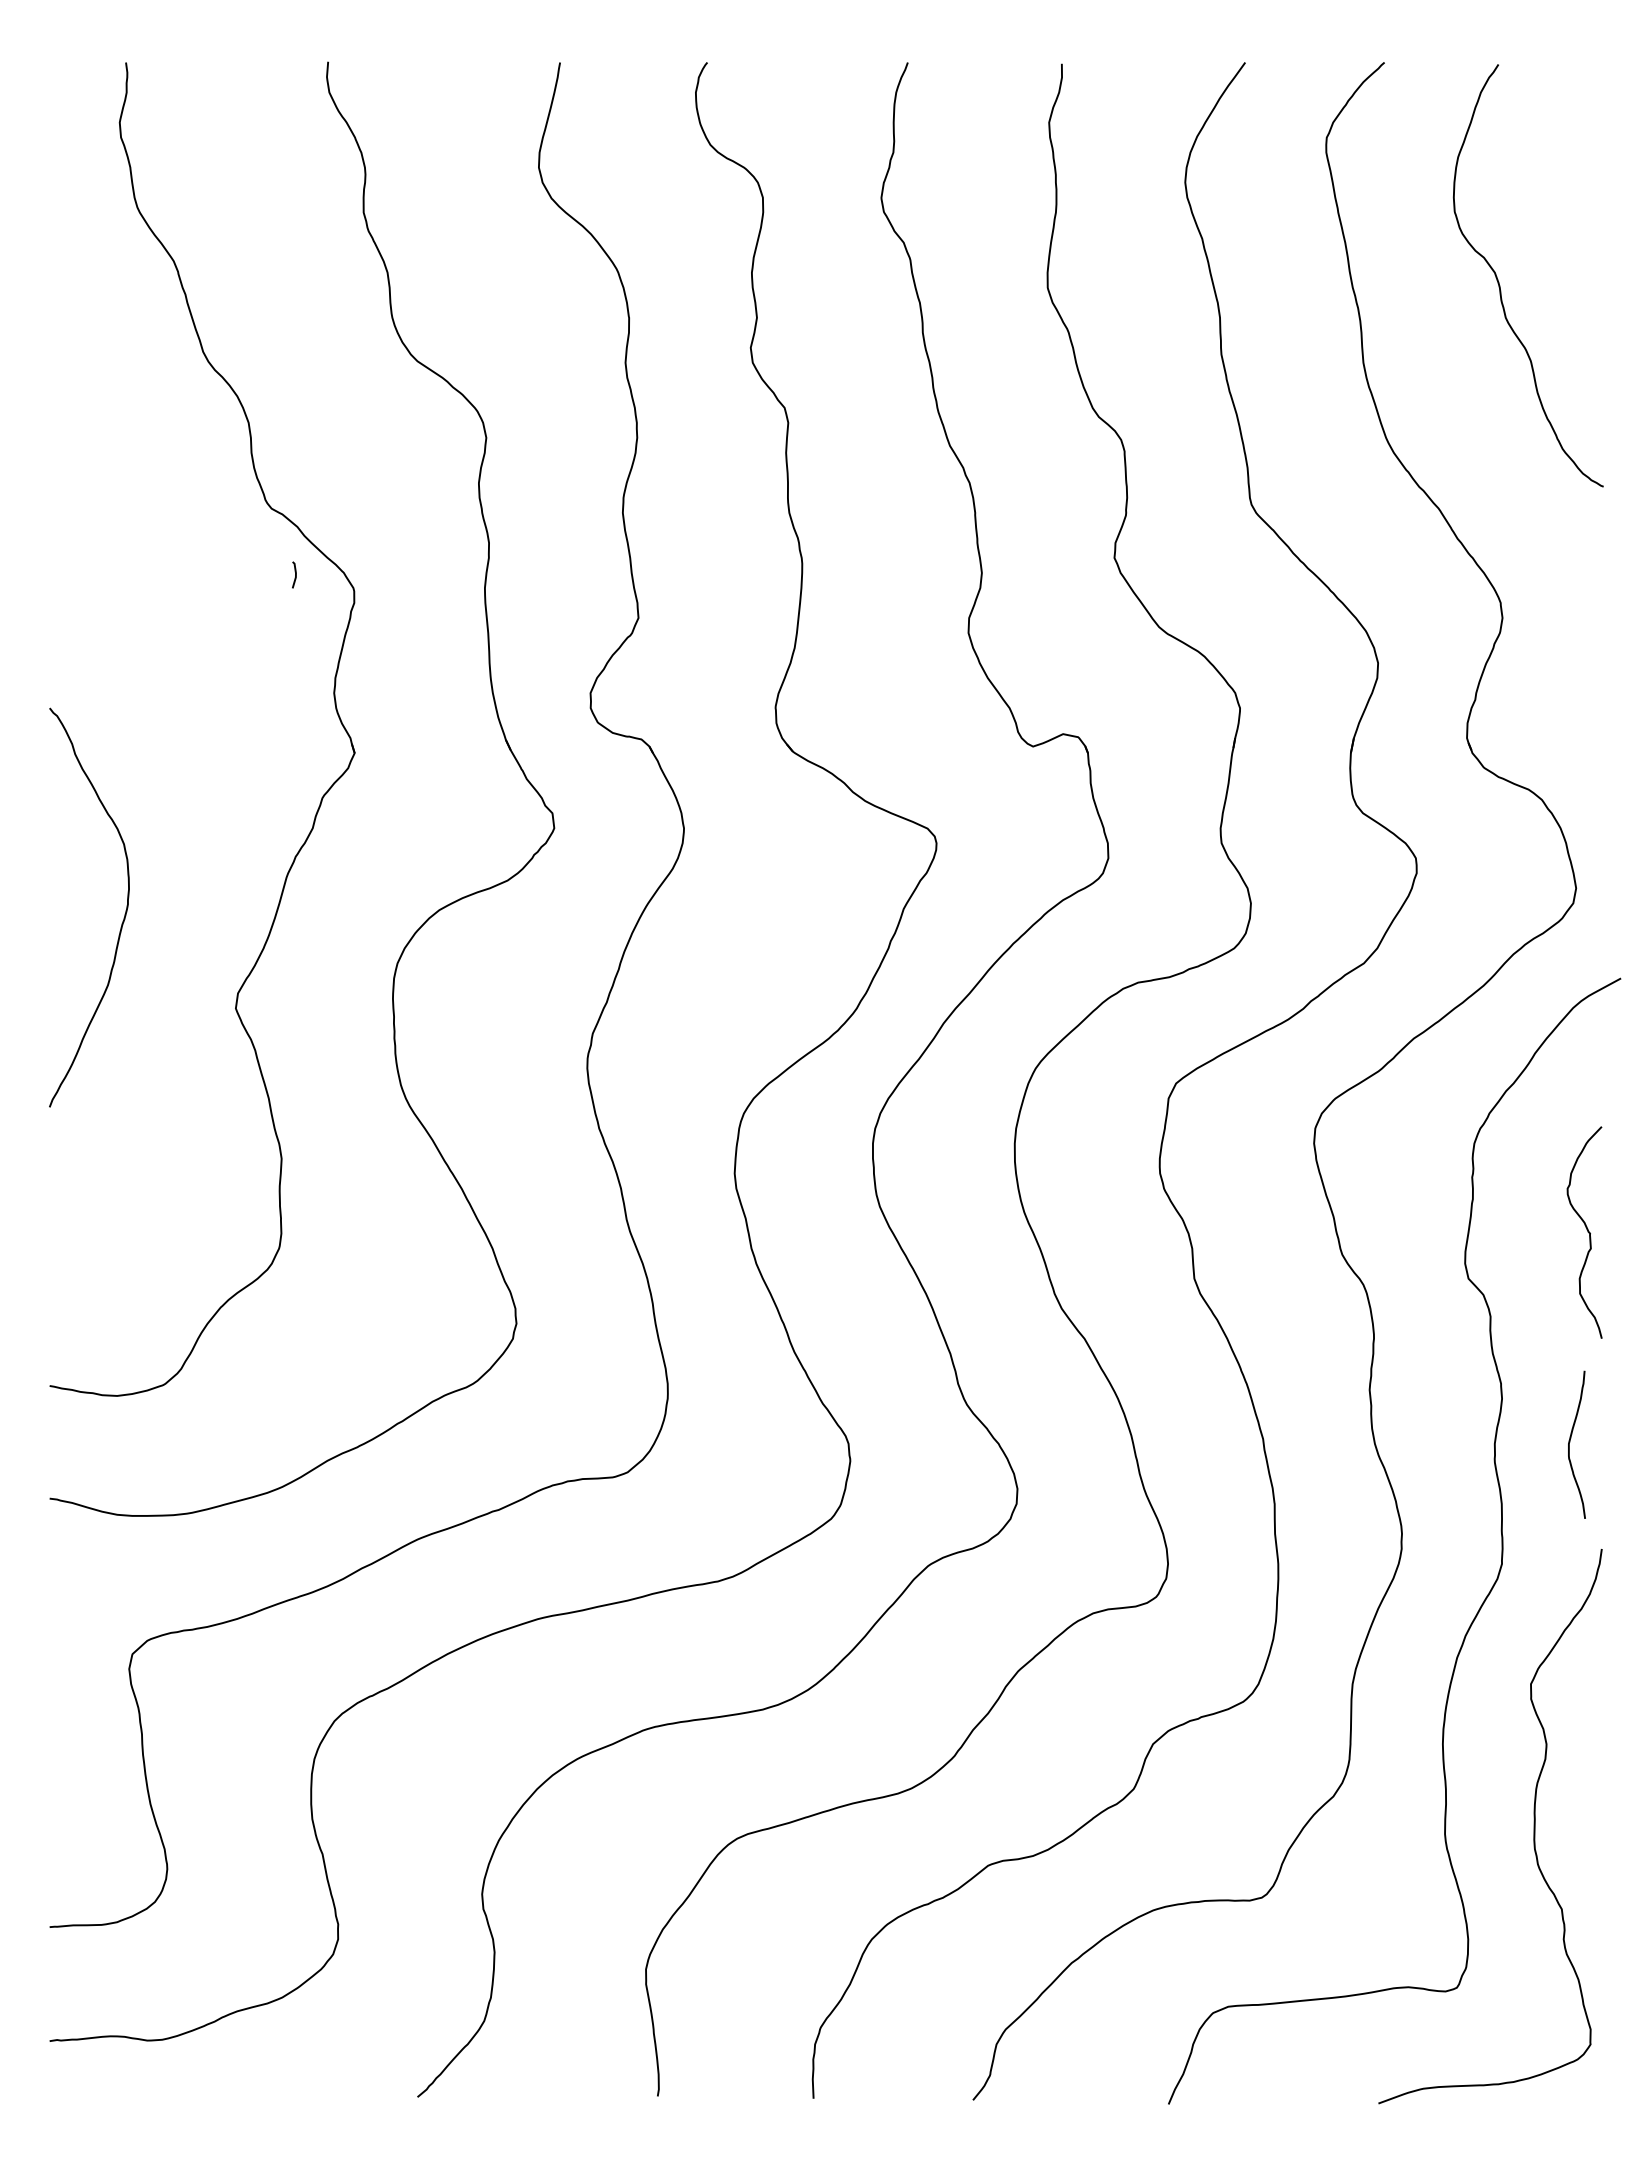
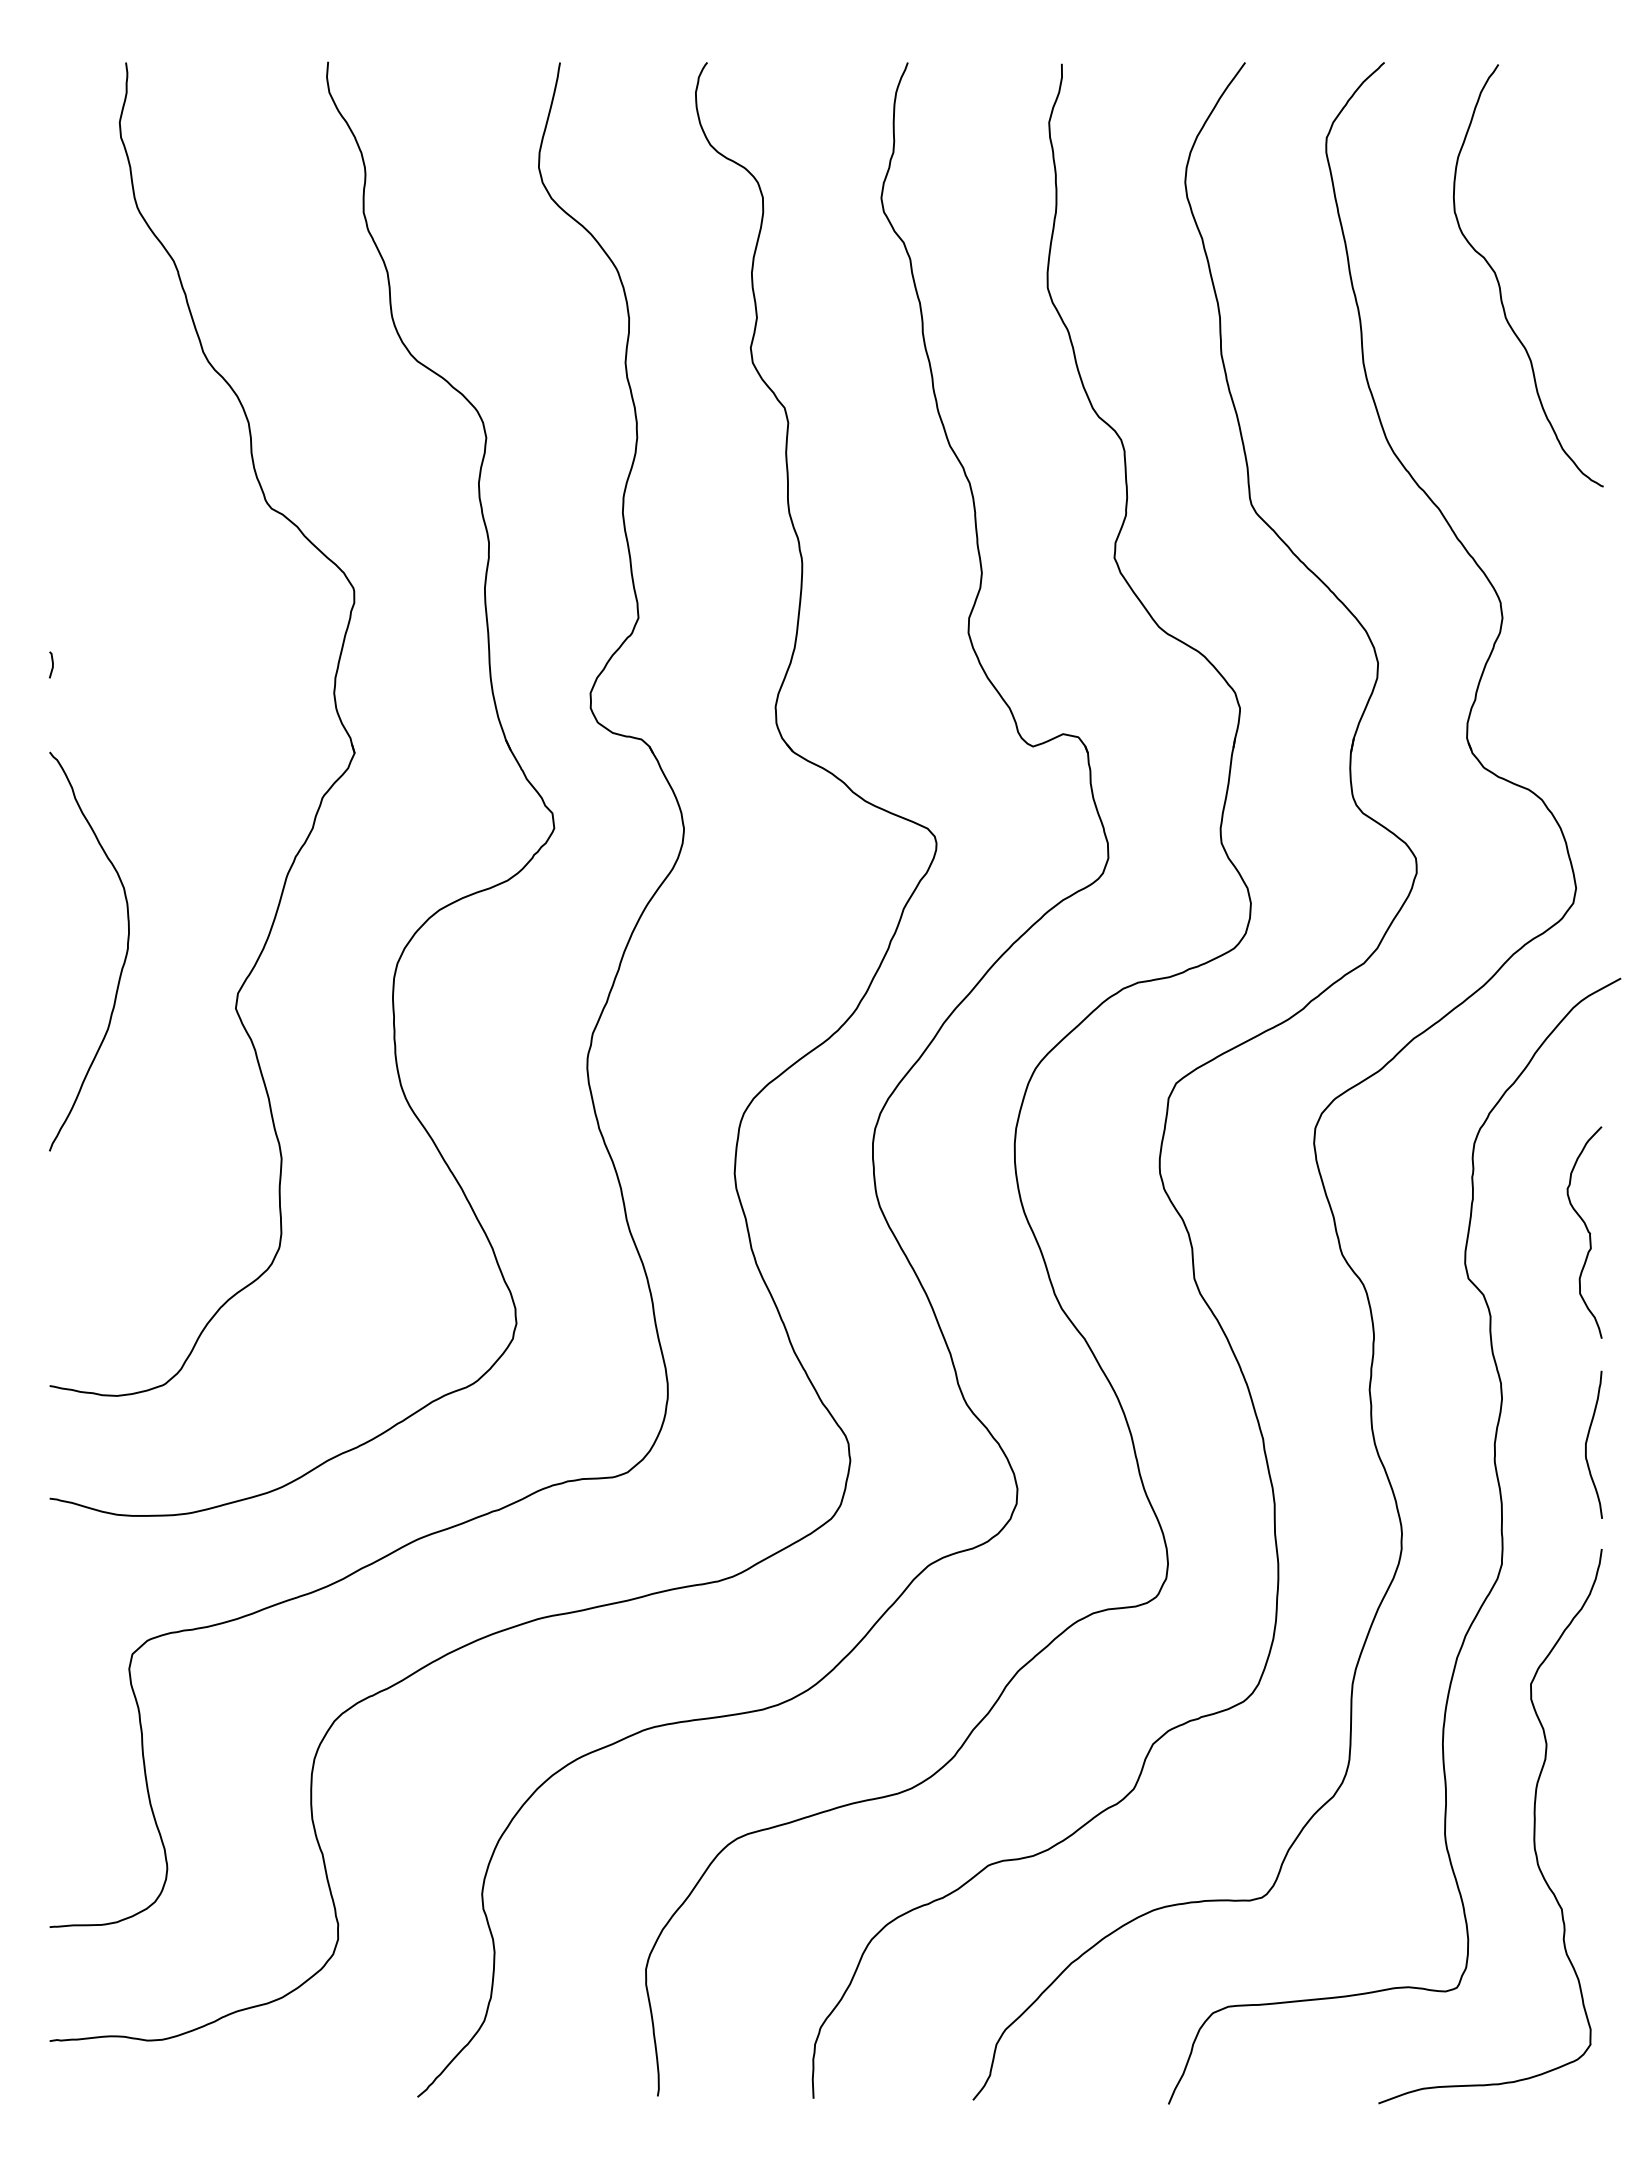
curve position: (295, 574) -> (52, 664) (52, 664)
curve position: (123, 917) -> (123, 961) (123, 961)
curve position: (1570, 1442) -> (1587, 1442) (1587, 1442)
